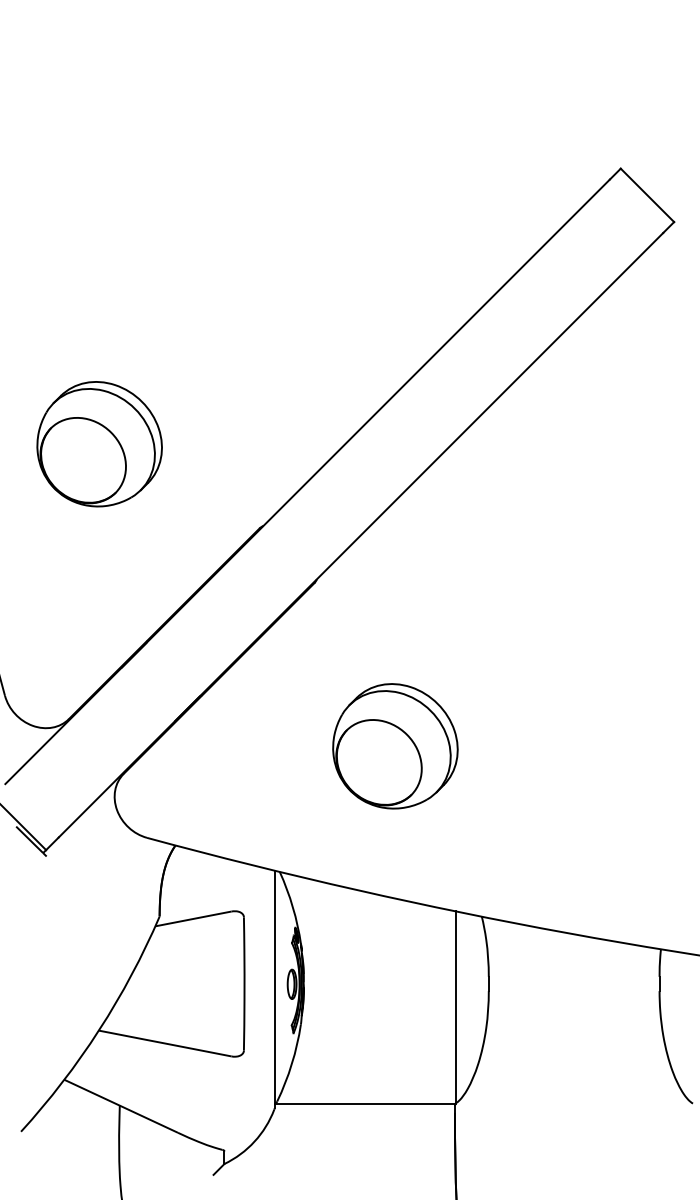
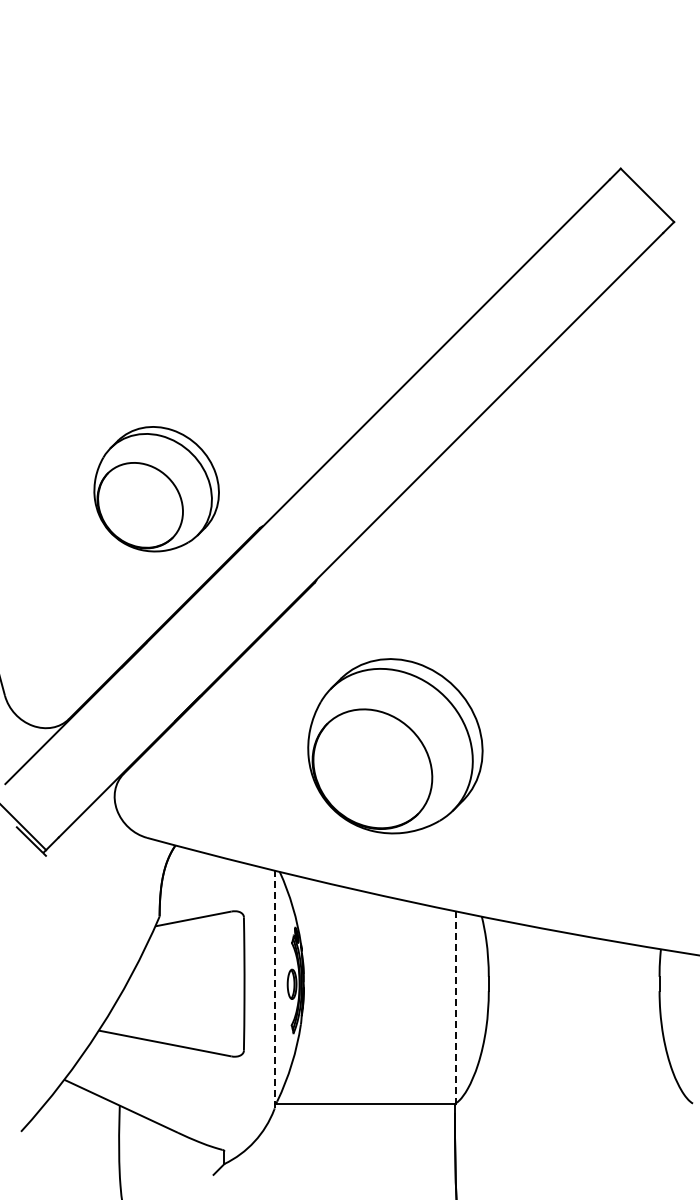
part position: (99, 444) -> (156, 489) (156, 489)
part size: 127x127 px -> 177x177 px (395, 746)
line: solid -> dashed (274, 989)
line: solid -> dashed (456, 1007)
